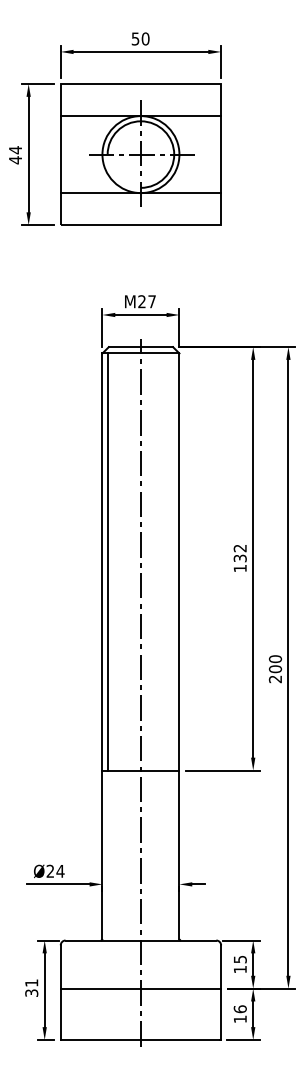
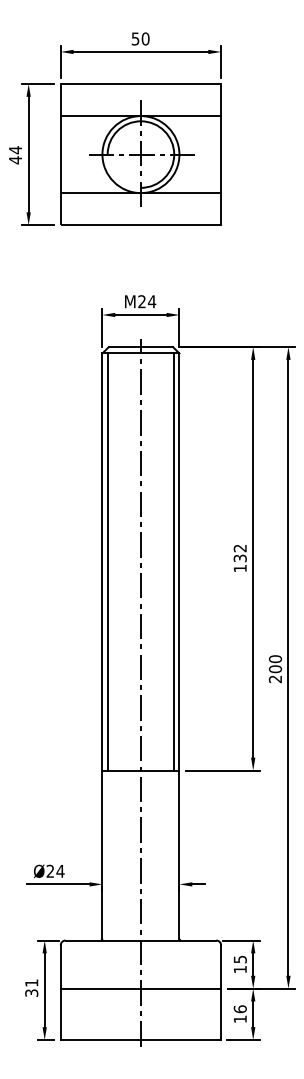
text: 27 -> 24 (152, 301)
line: none -> present (174, 561)
